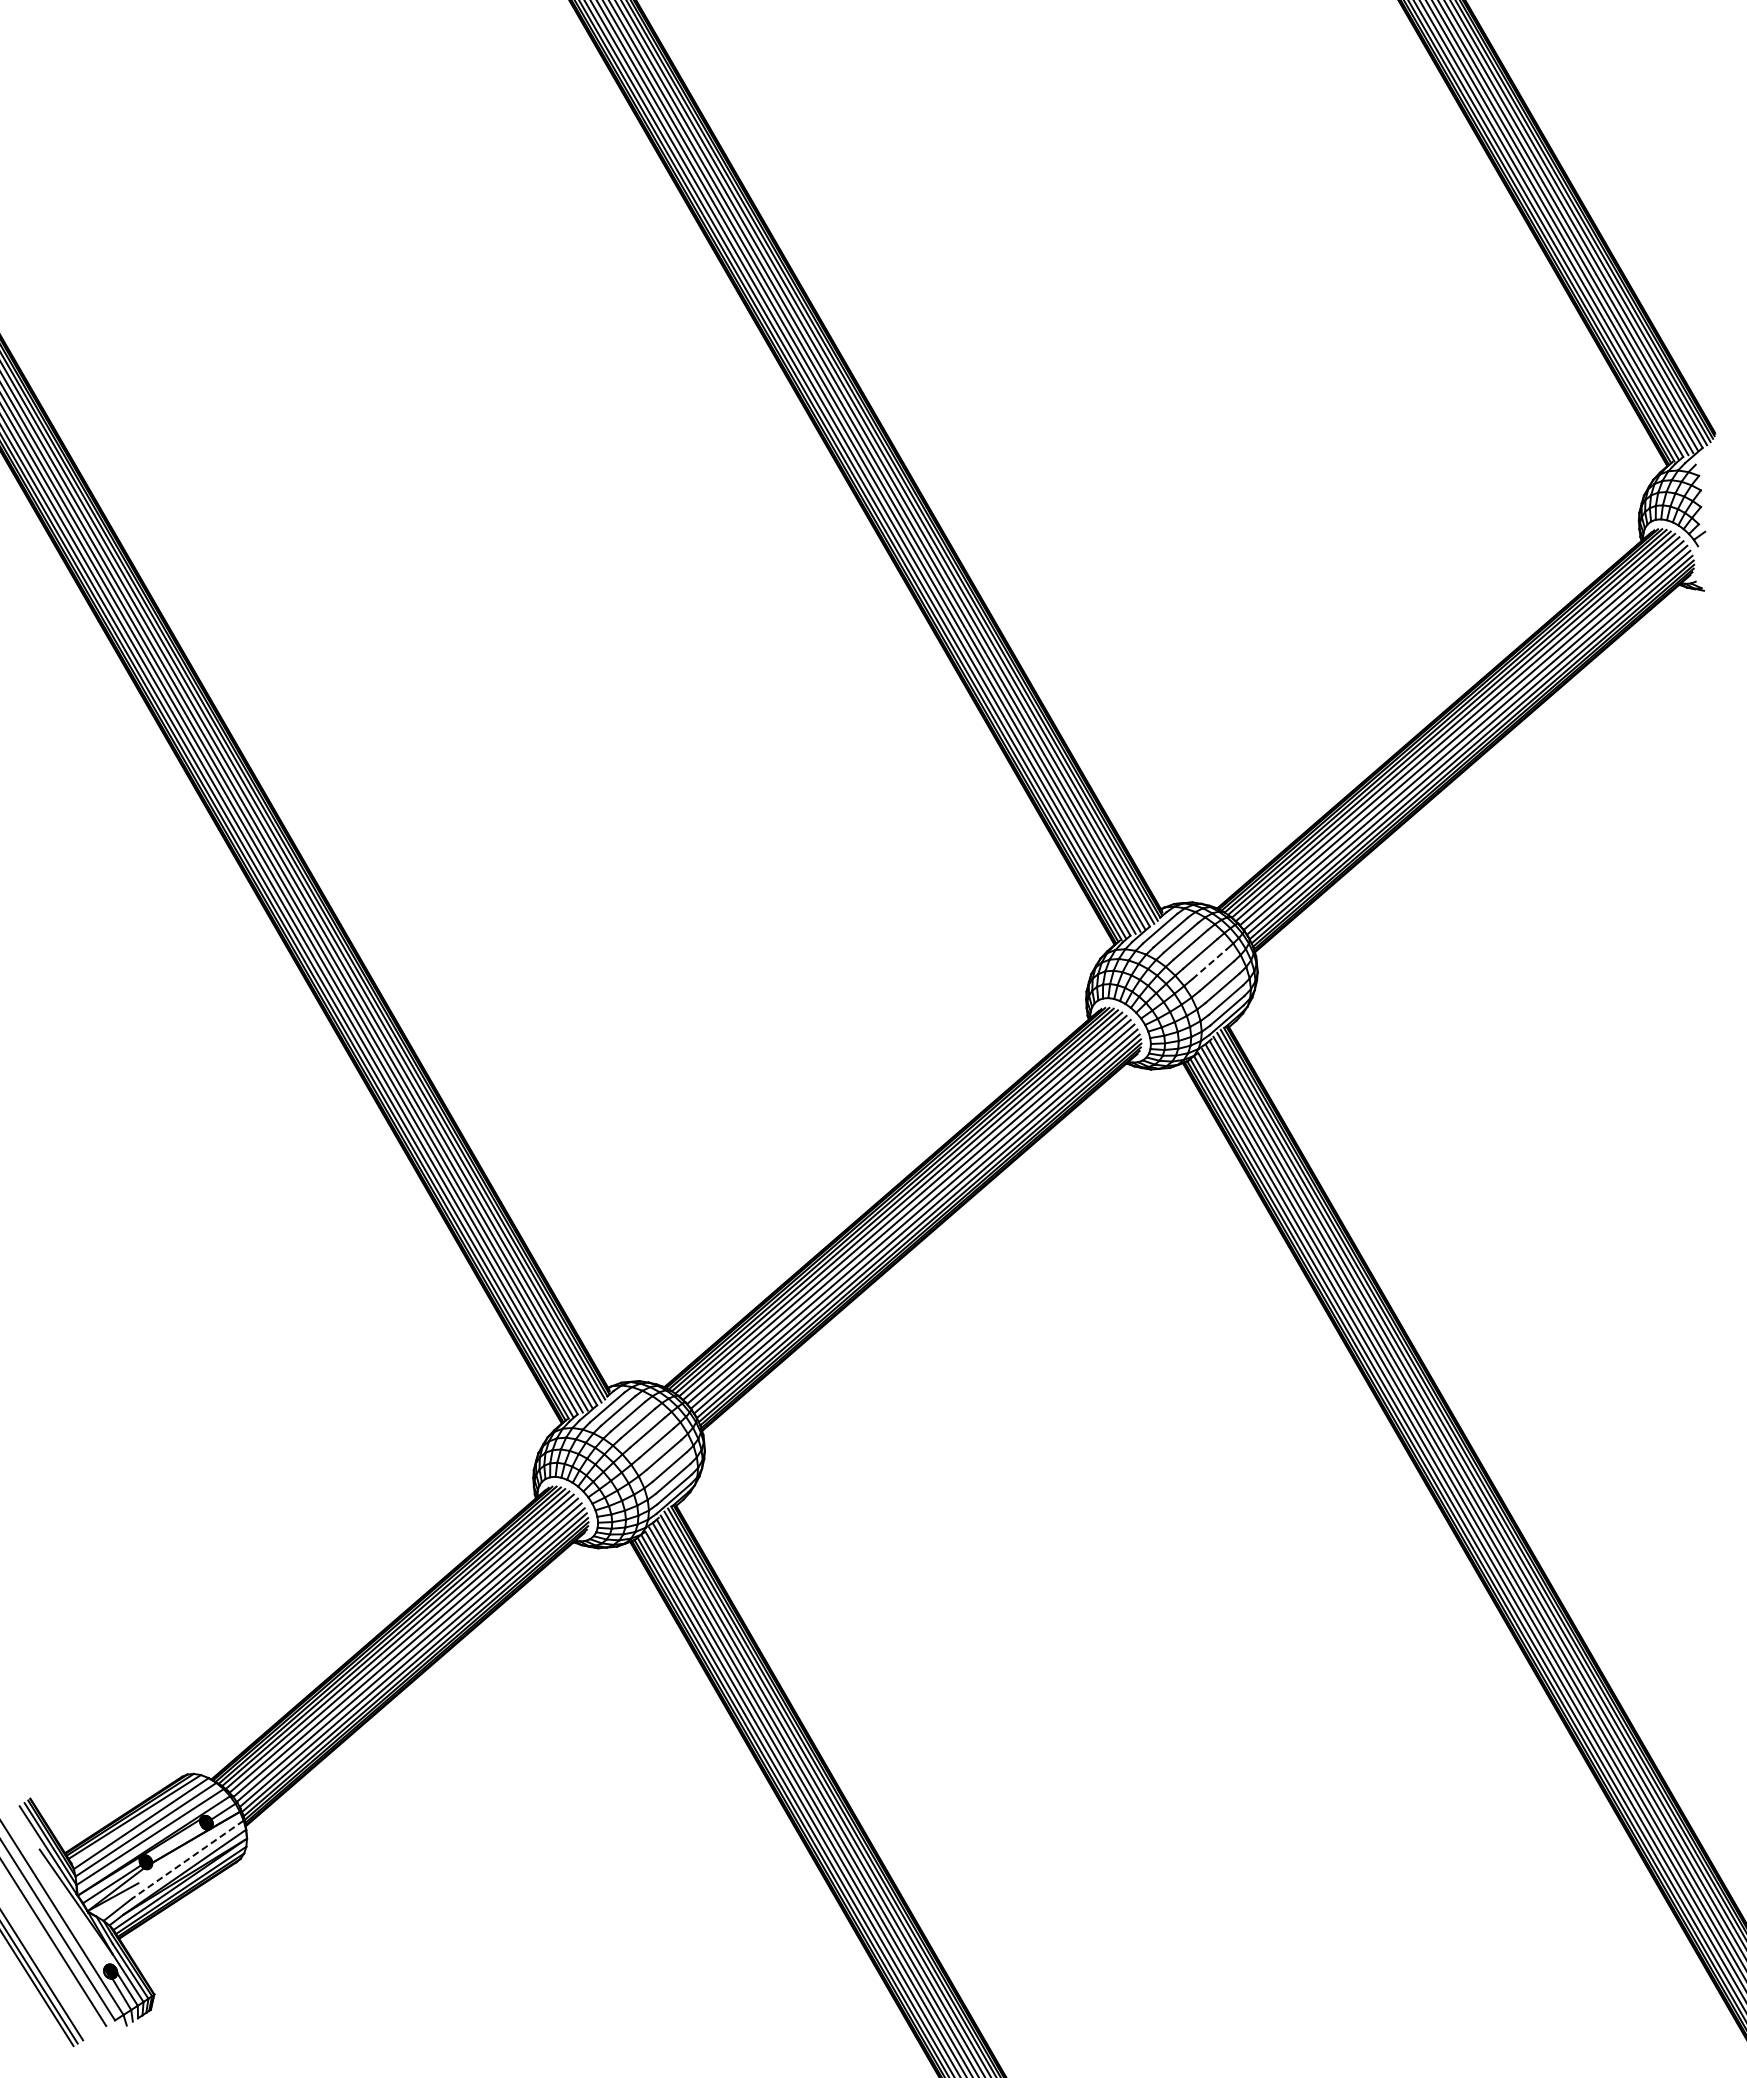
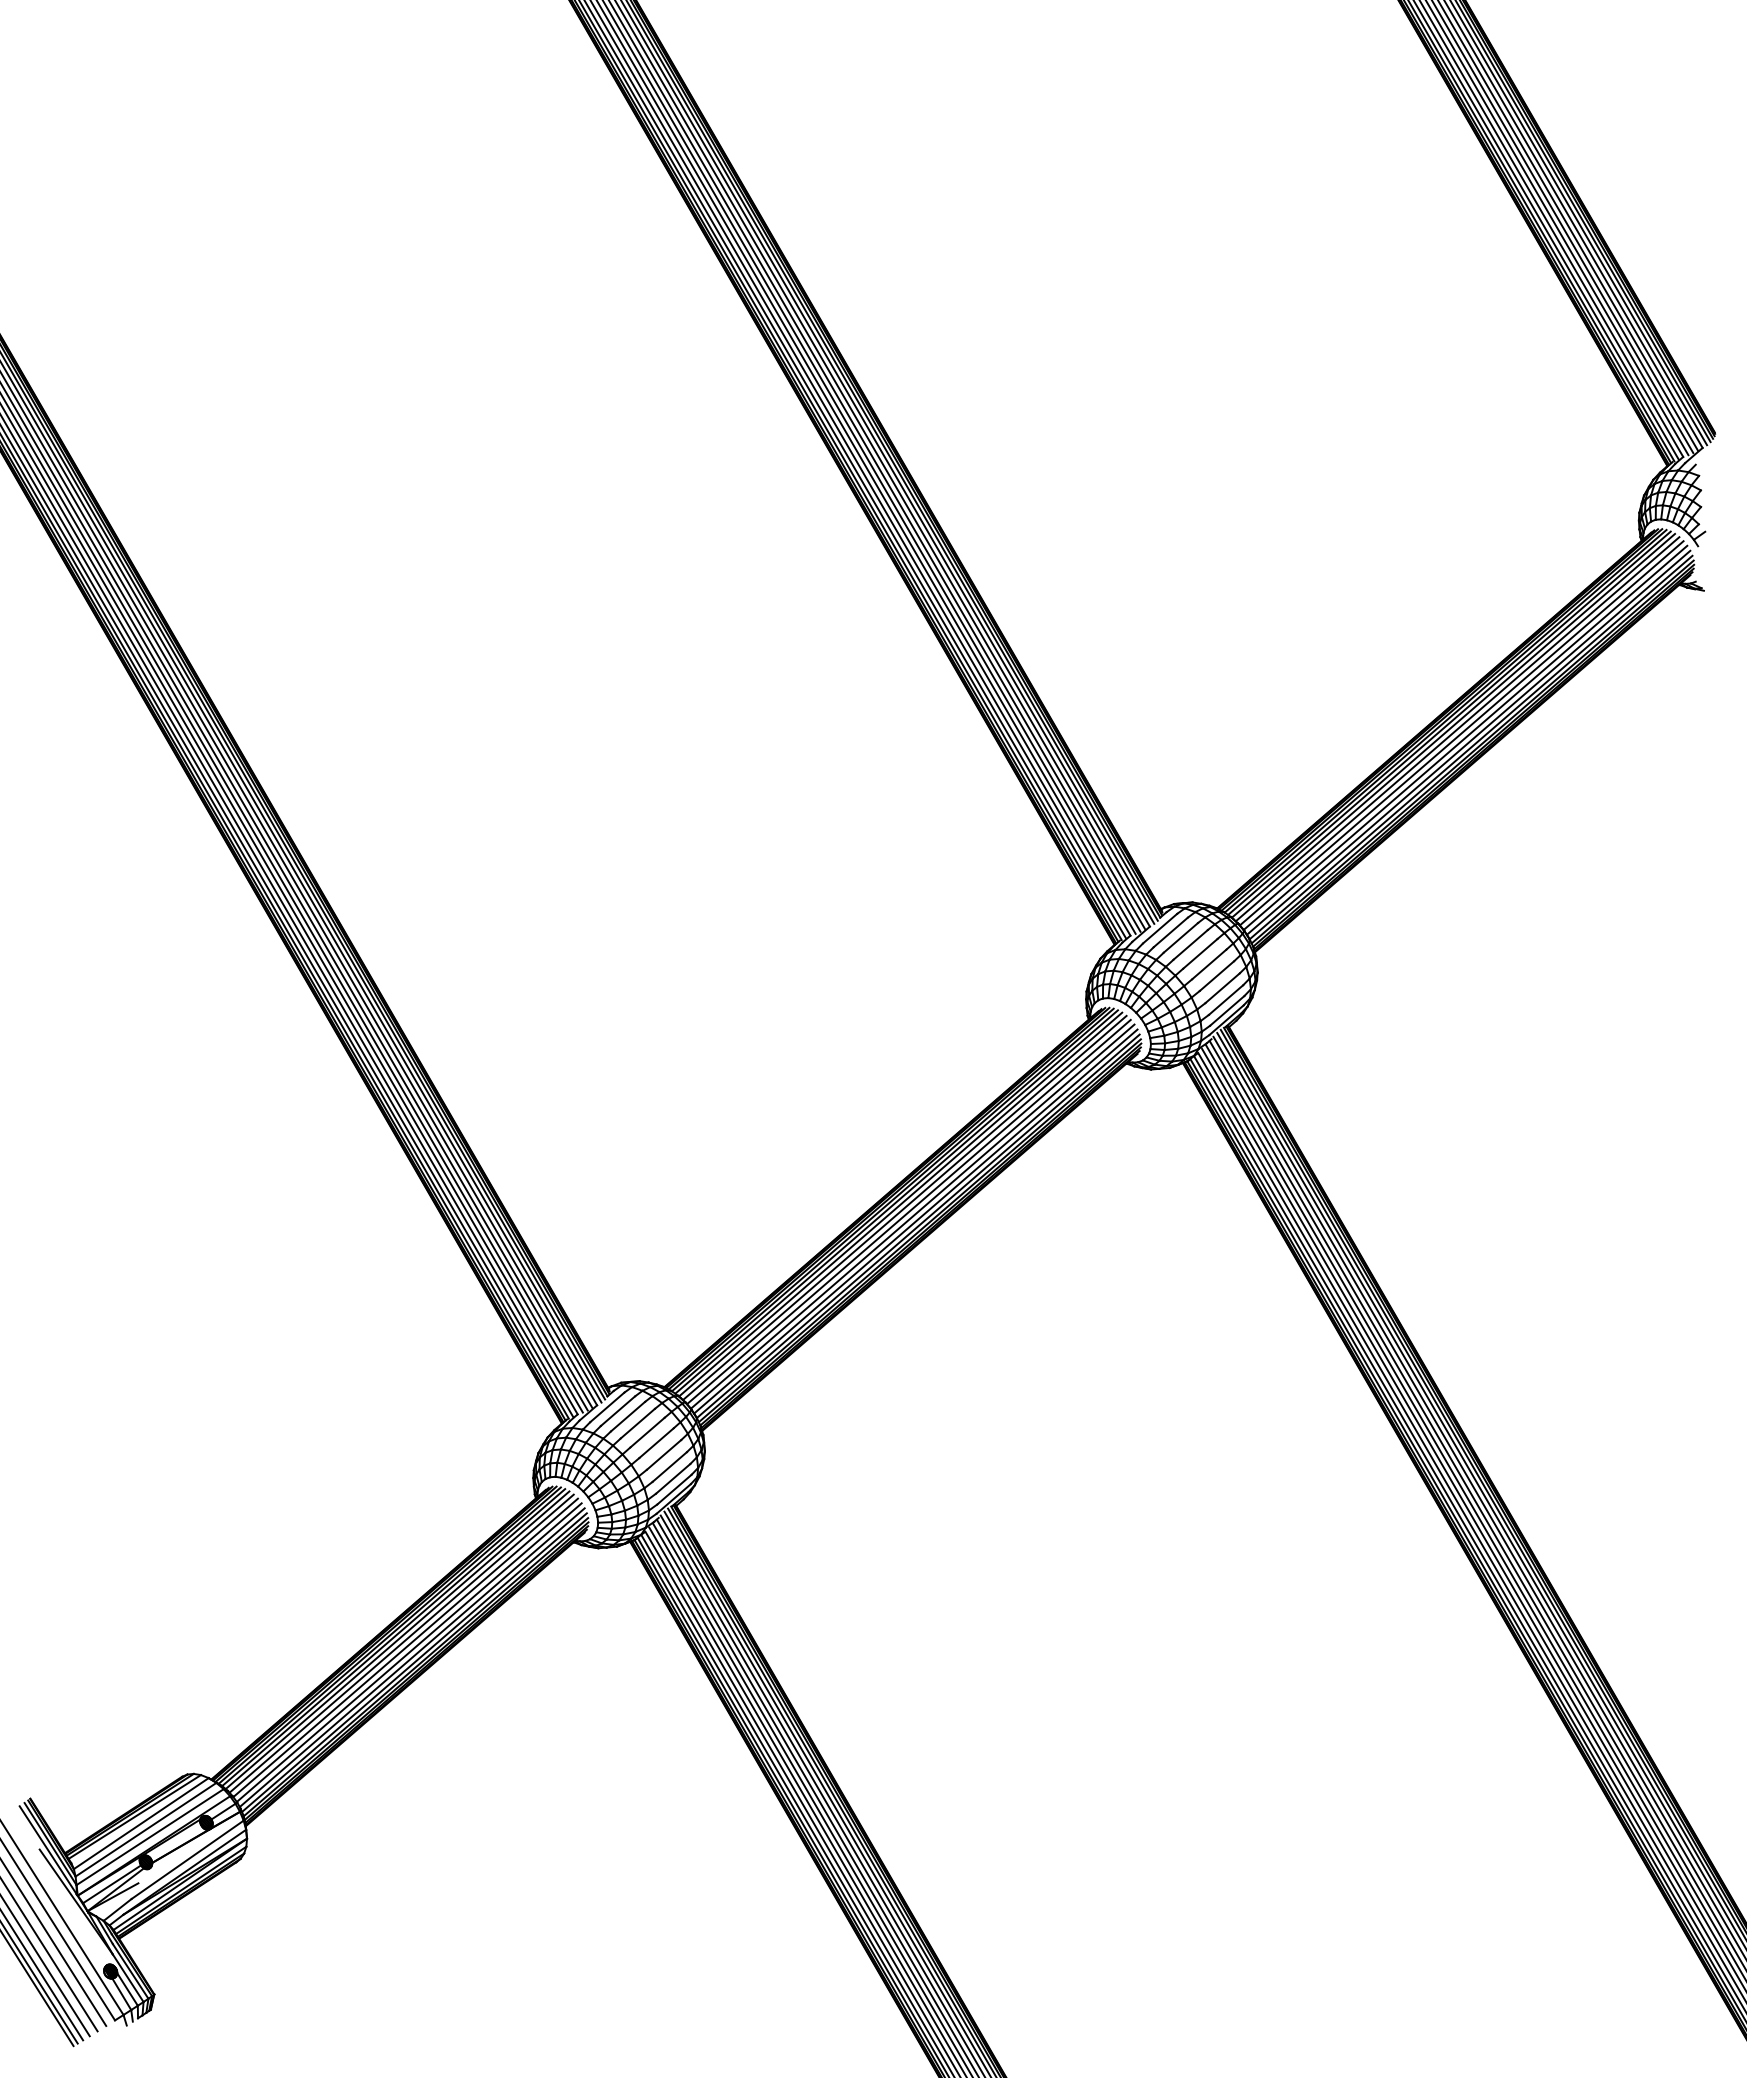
line: dashed -> solid (1209, 964)
line: dashed -> solid (187, 1860)
line: none -> present (49, 1955)
line: none -> present (45, 1967)
